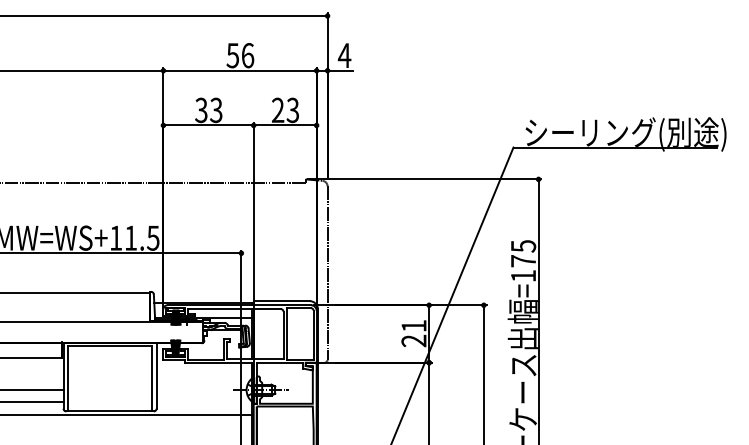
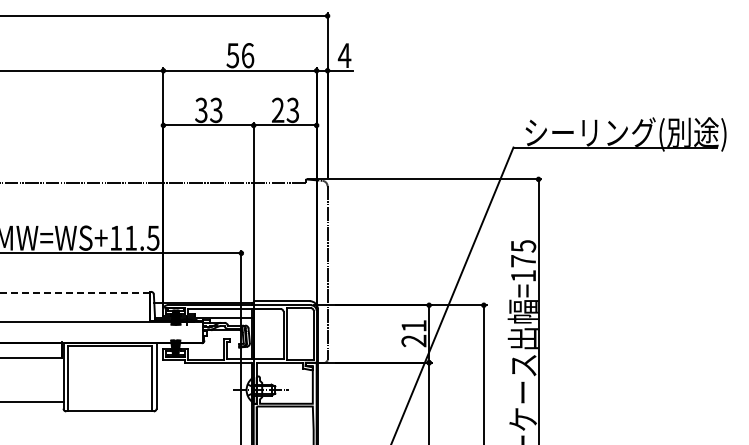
line: solid -> dashed (74, 292)
line: present -> none (32, 389)
line: present -> none (127, 414)
